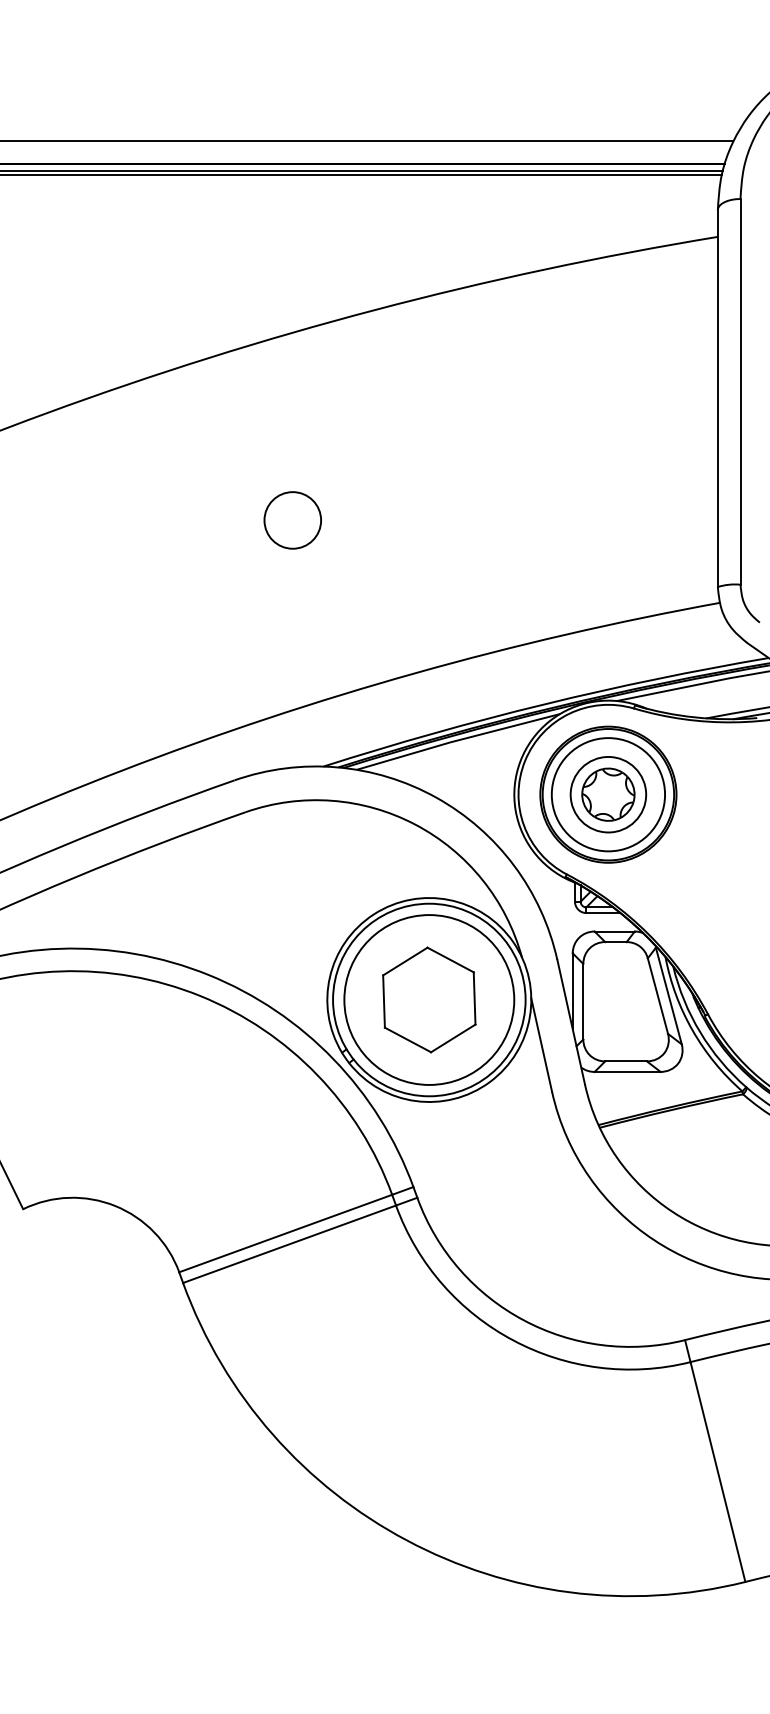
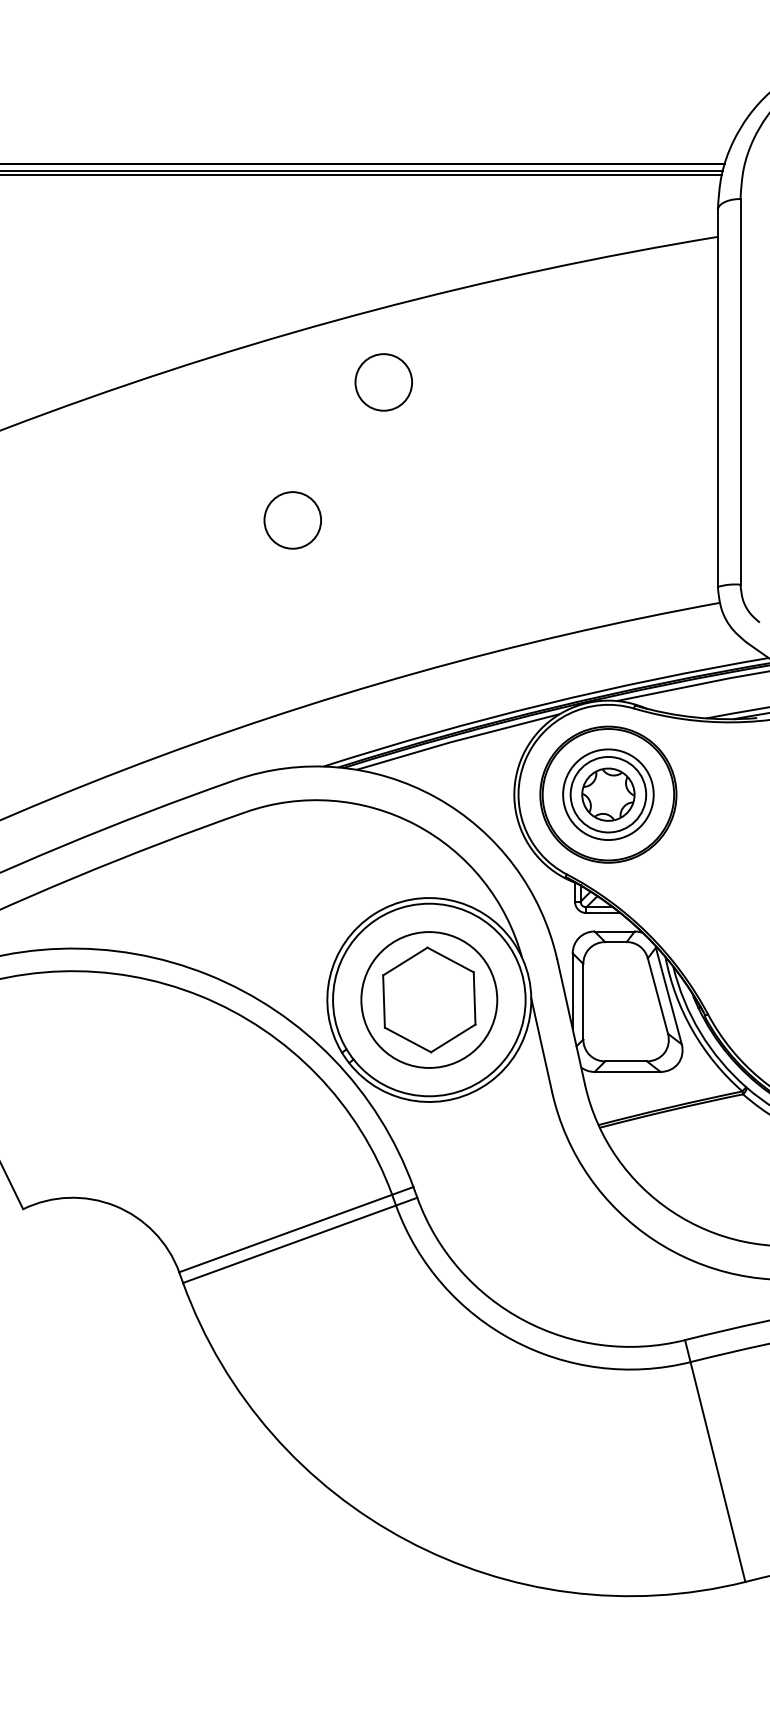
line: present -> none (367, 141)
circle: none -> present (383, 382)
circle diameter: 113 px -> 91 px (608, 794)
circle diameter: 170 px -> 136 px (429, 999)
